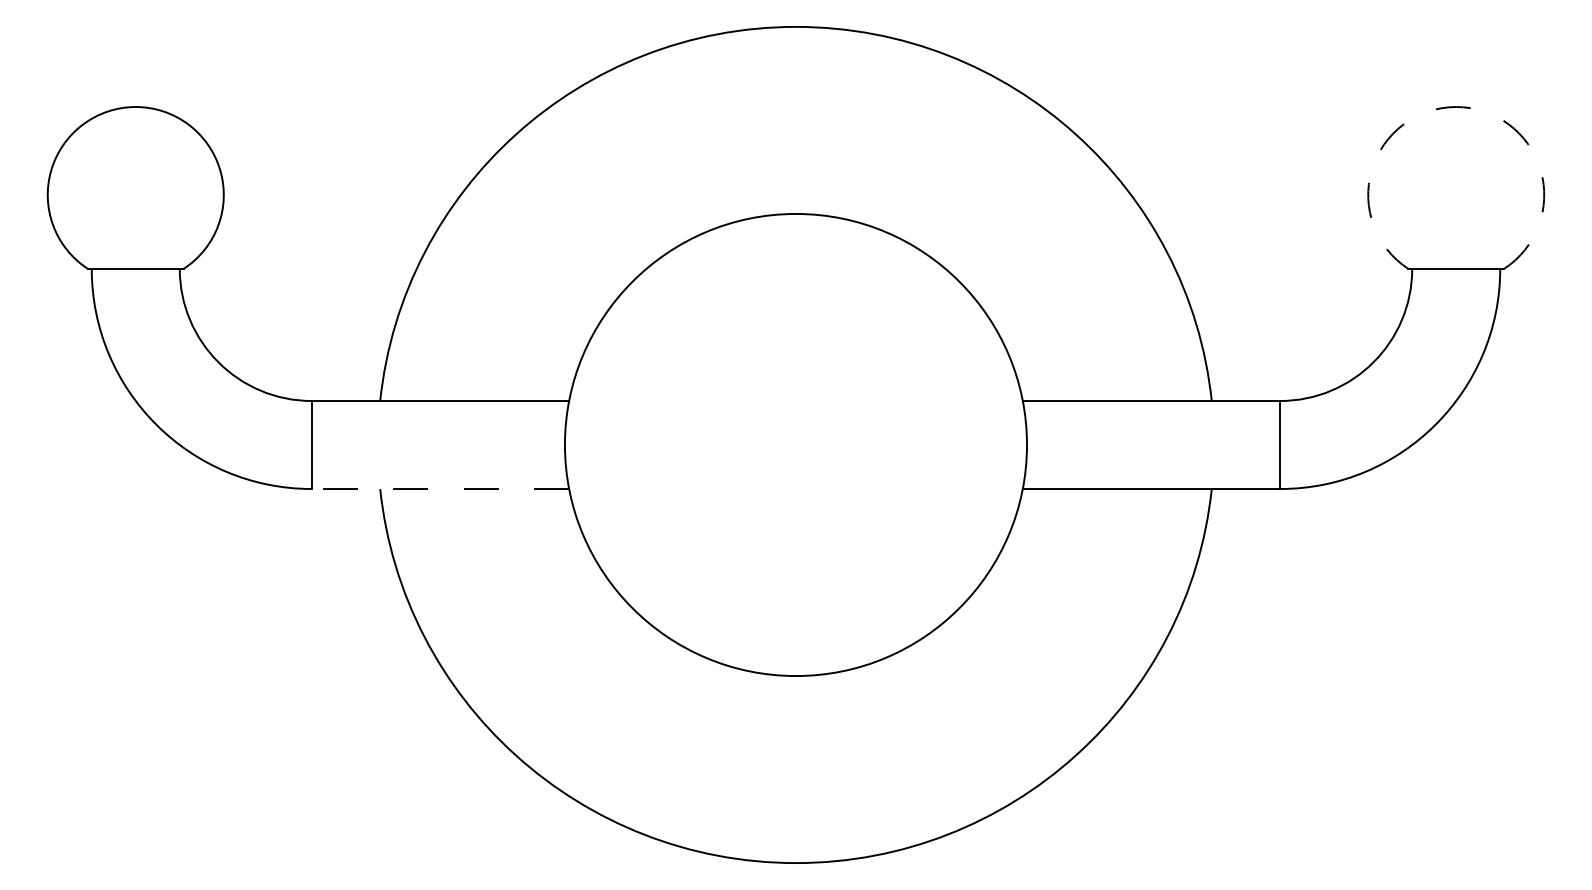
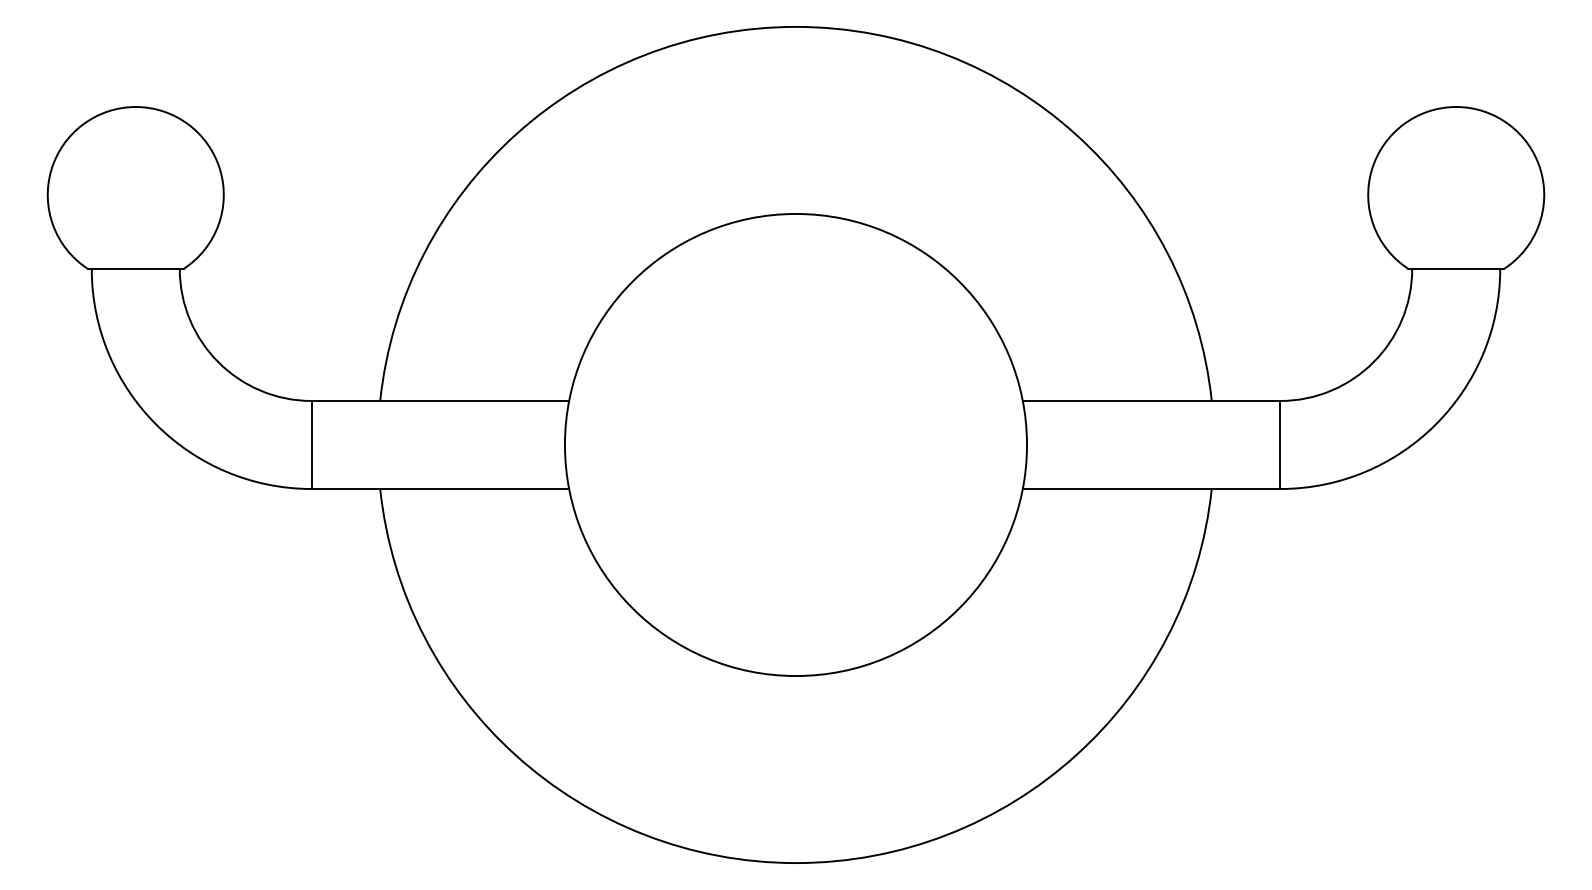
arc: dashed -> solid (1456, 107)
line: dashed -> solid (440, 489)
